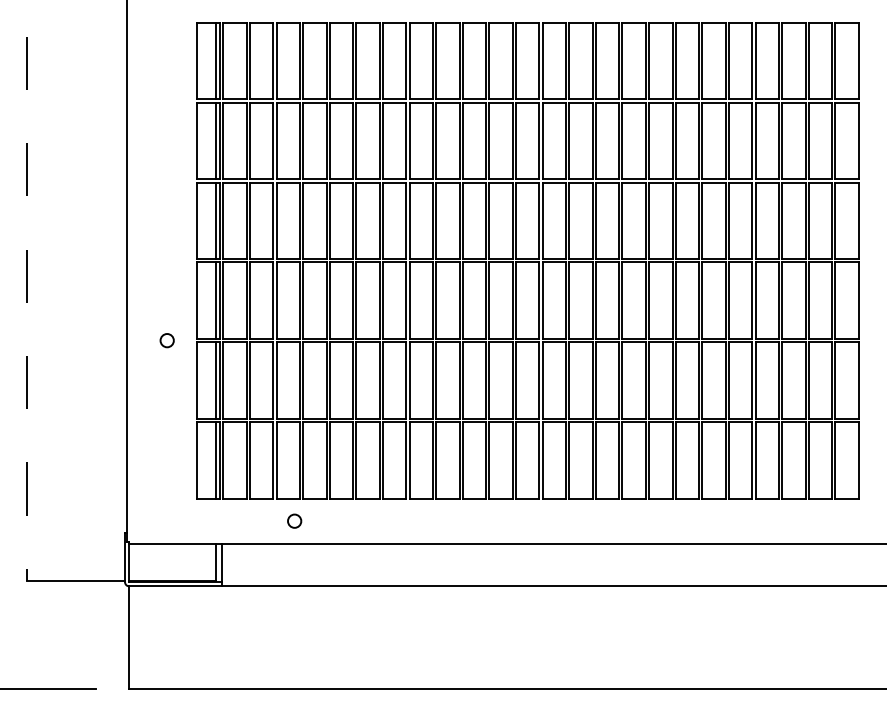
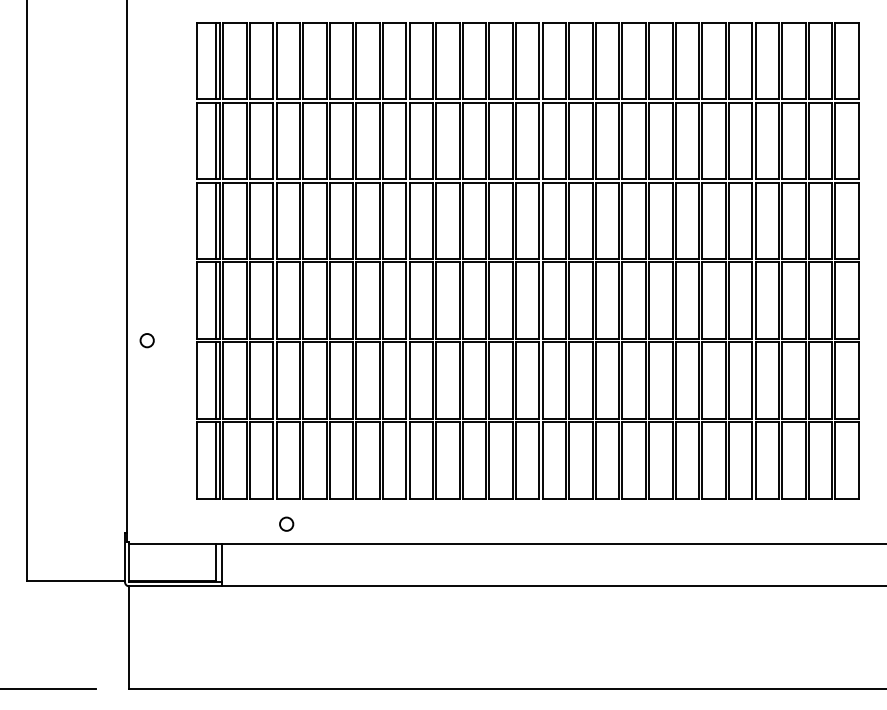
line: dashed -> solid (26, 290)
circle position: (166, 340) -> (146, 340) (146, 340)
circle position: (294, 520) -> (286, 523) (286, 523)
